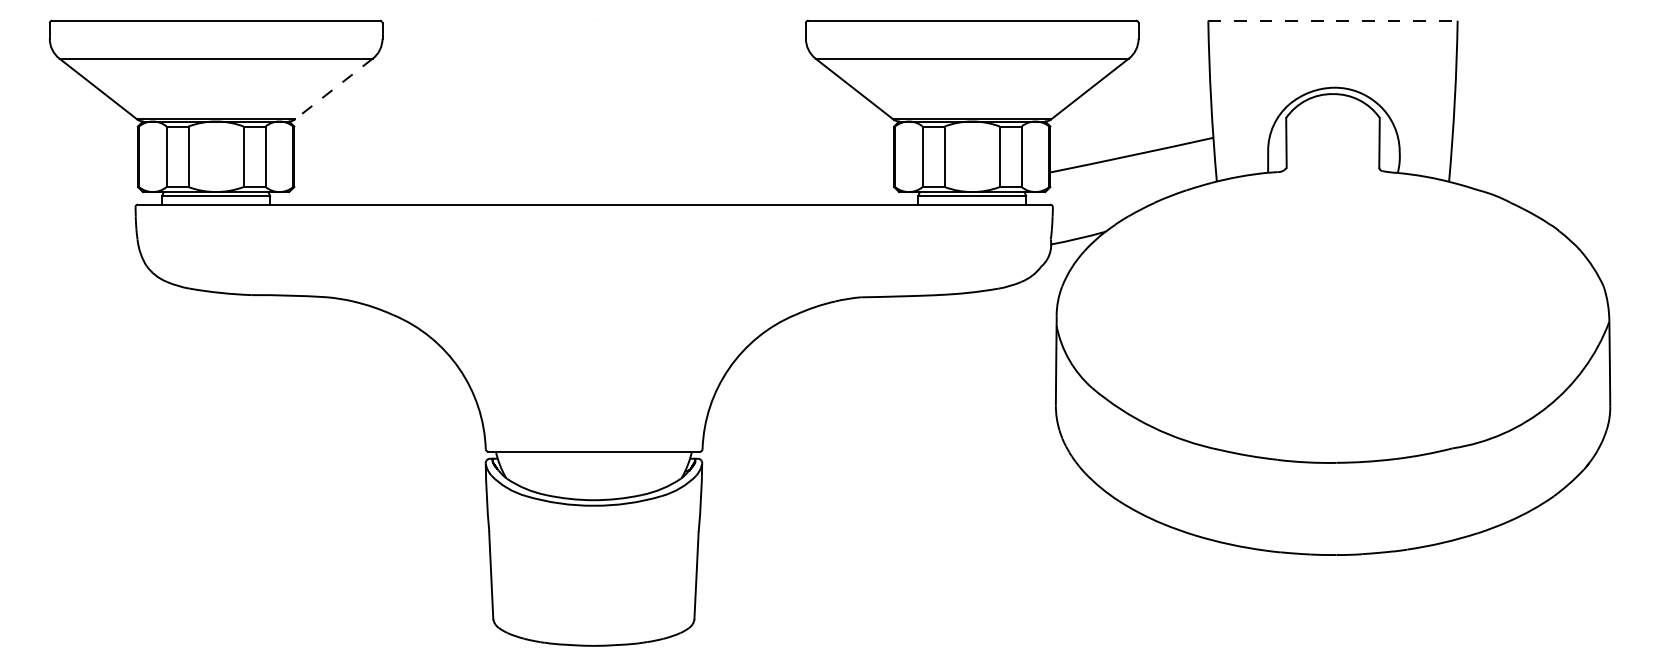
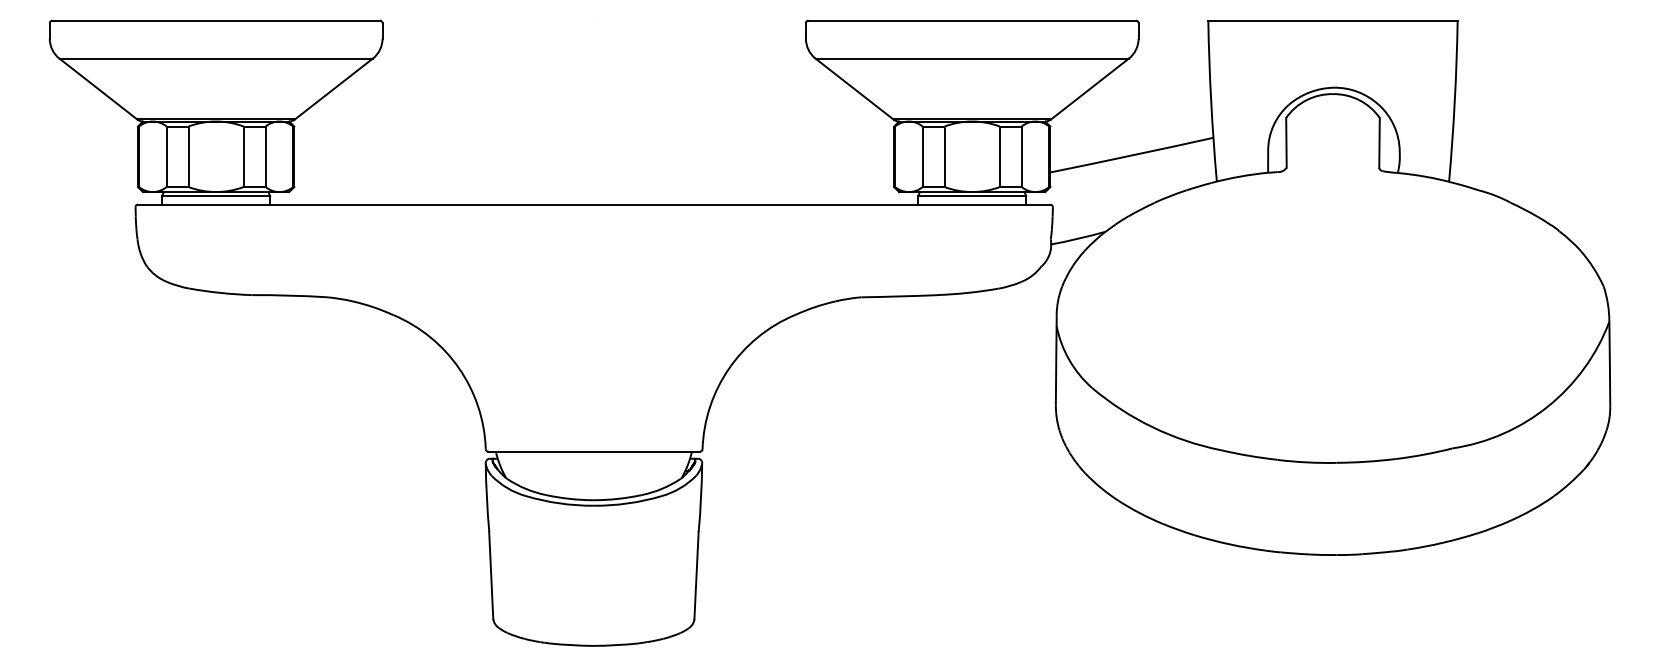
line: dashed -> solid (1332, 20)
line: dashed -> solid (333, 89)
